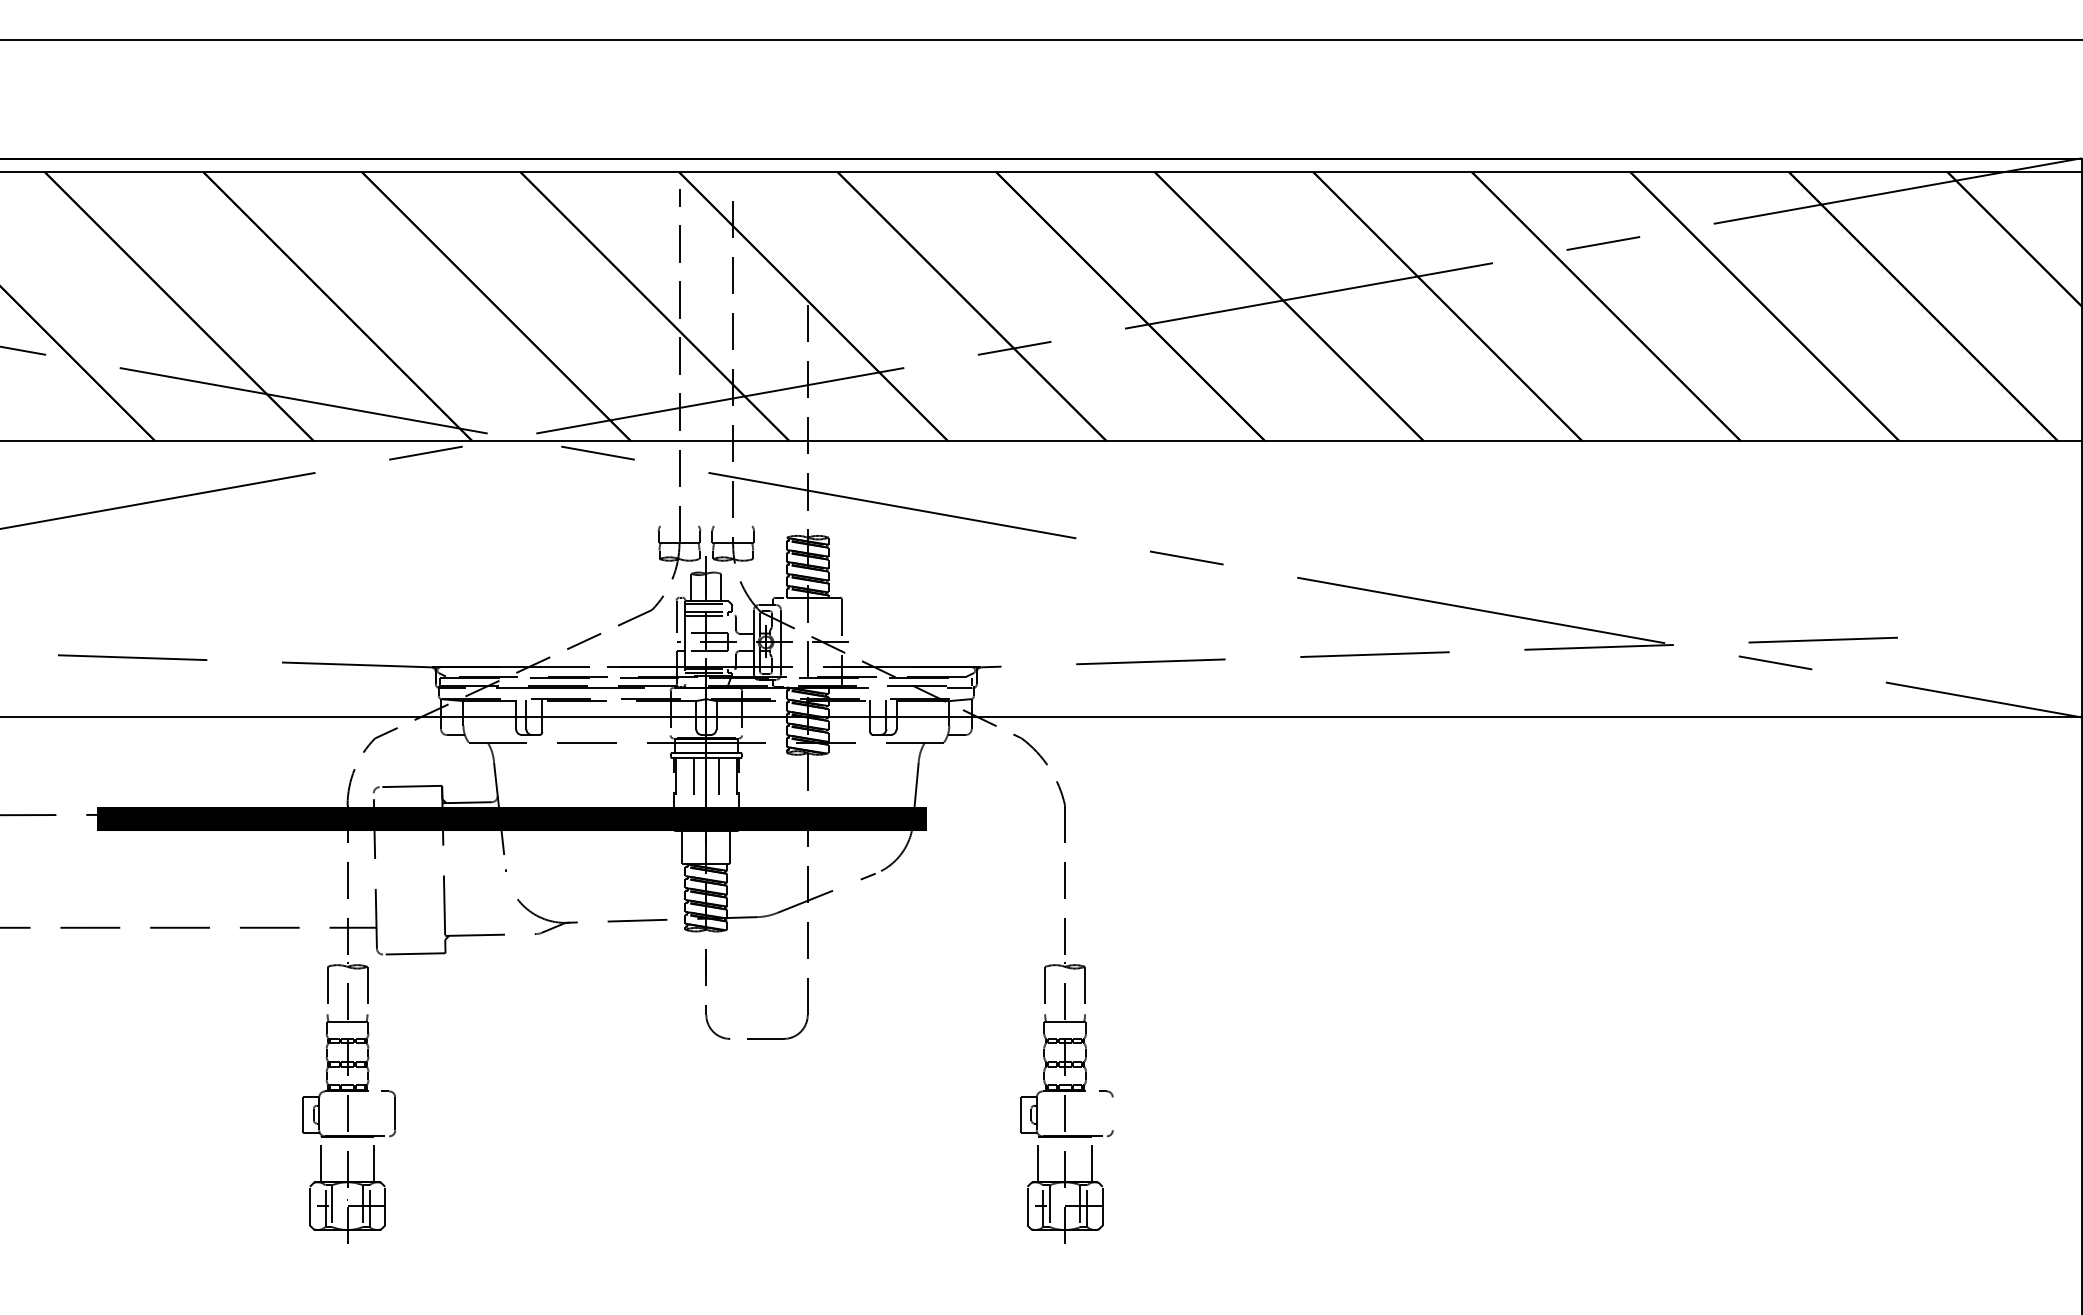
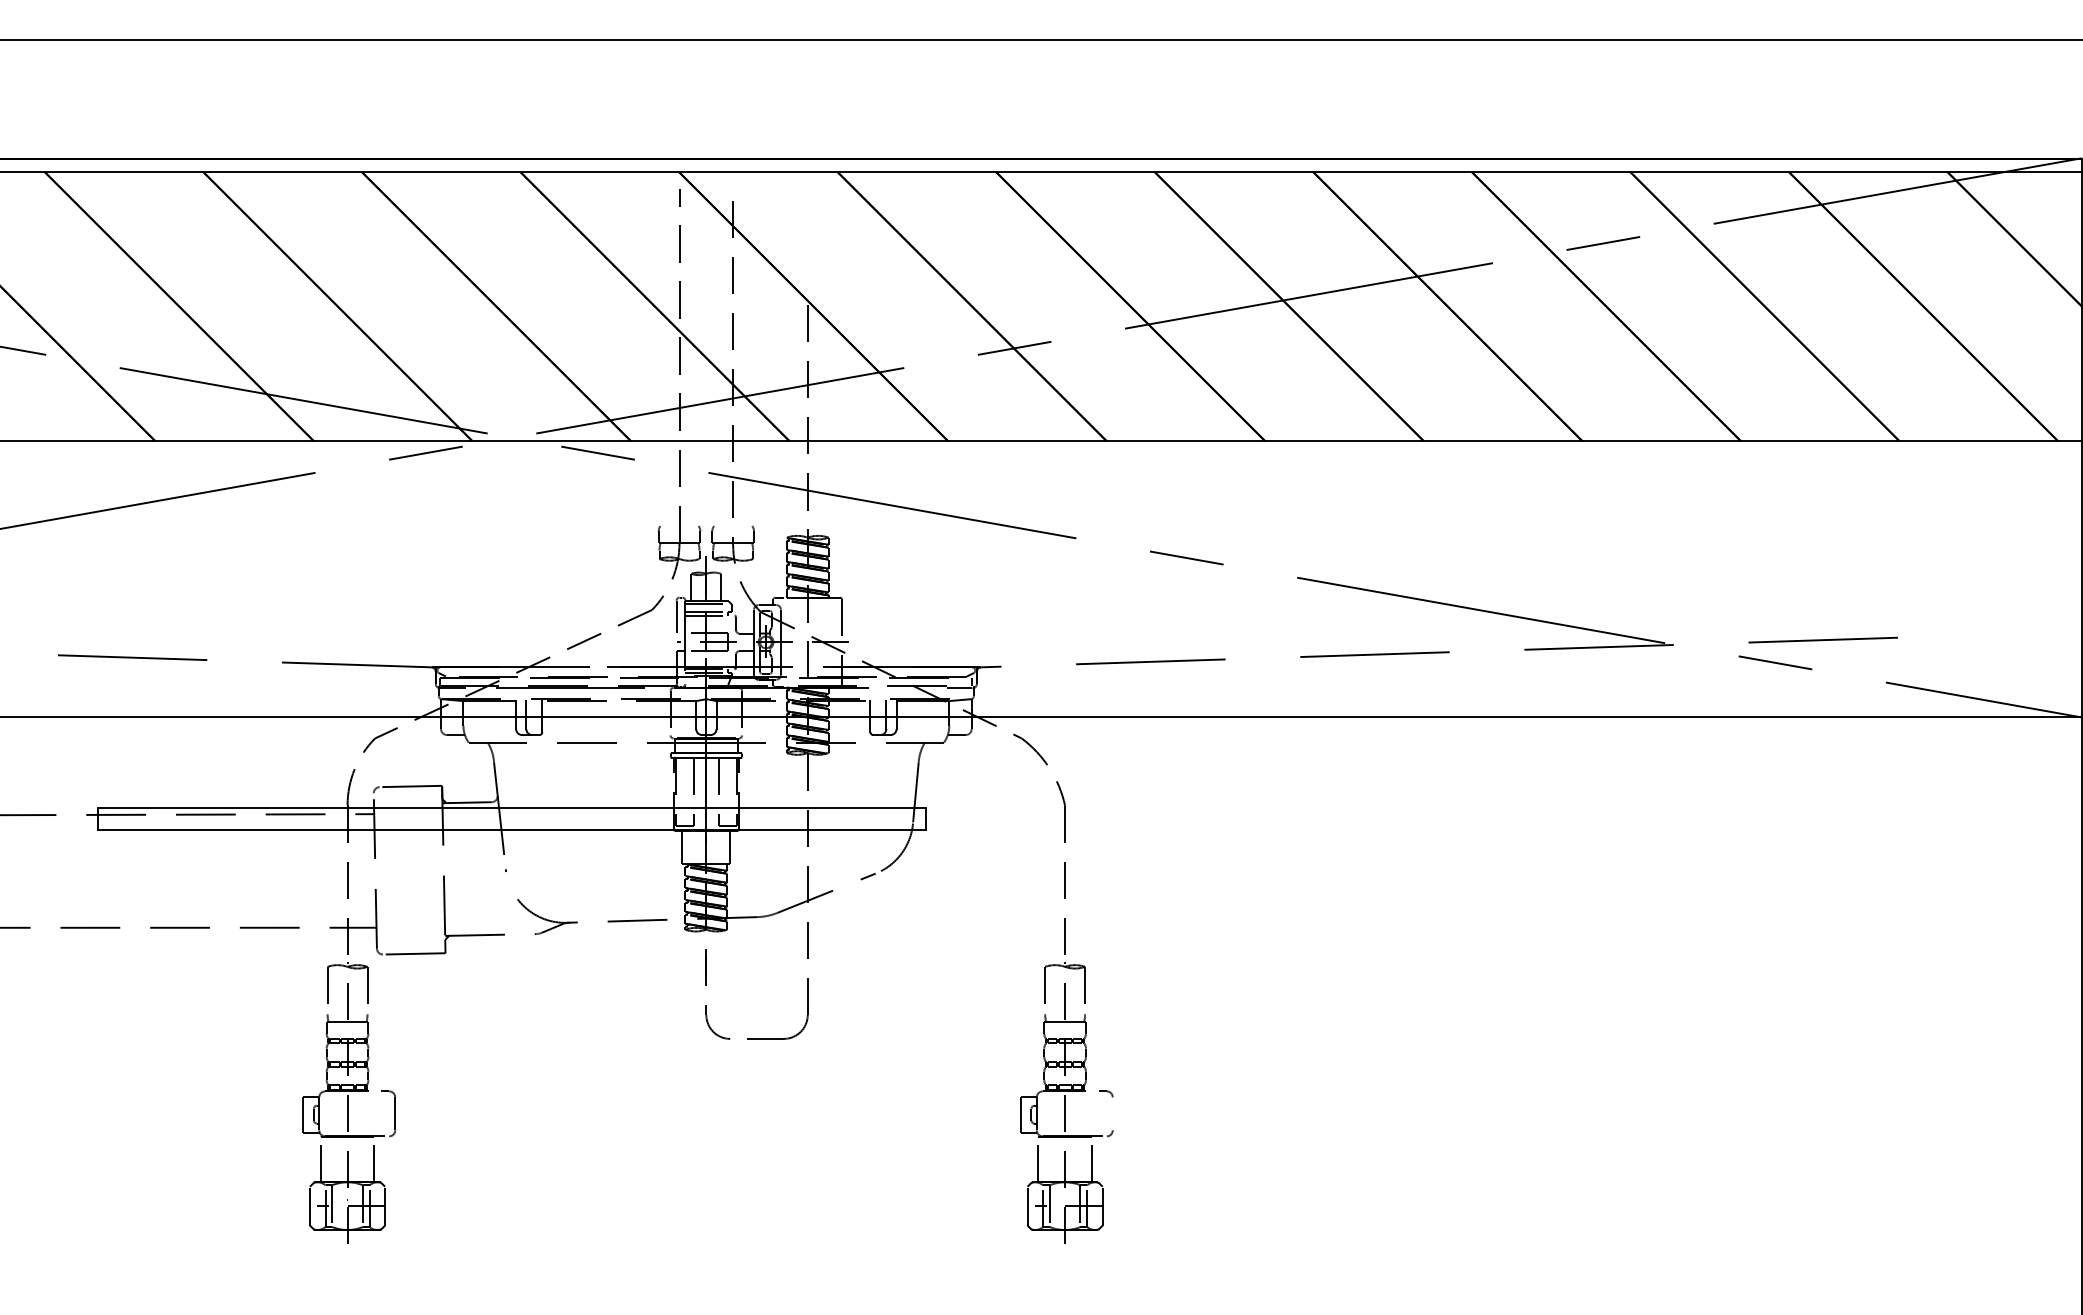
hatch: present -> none (511, 819)
